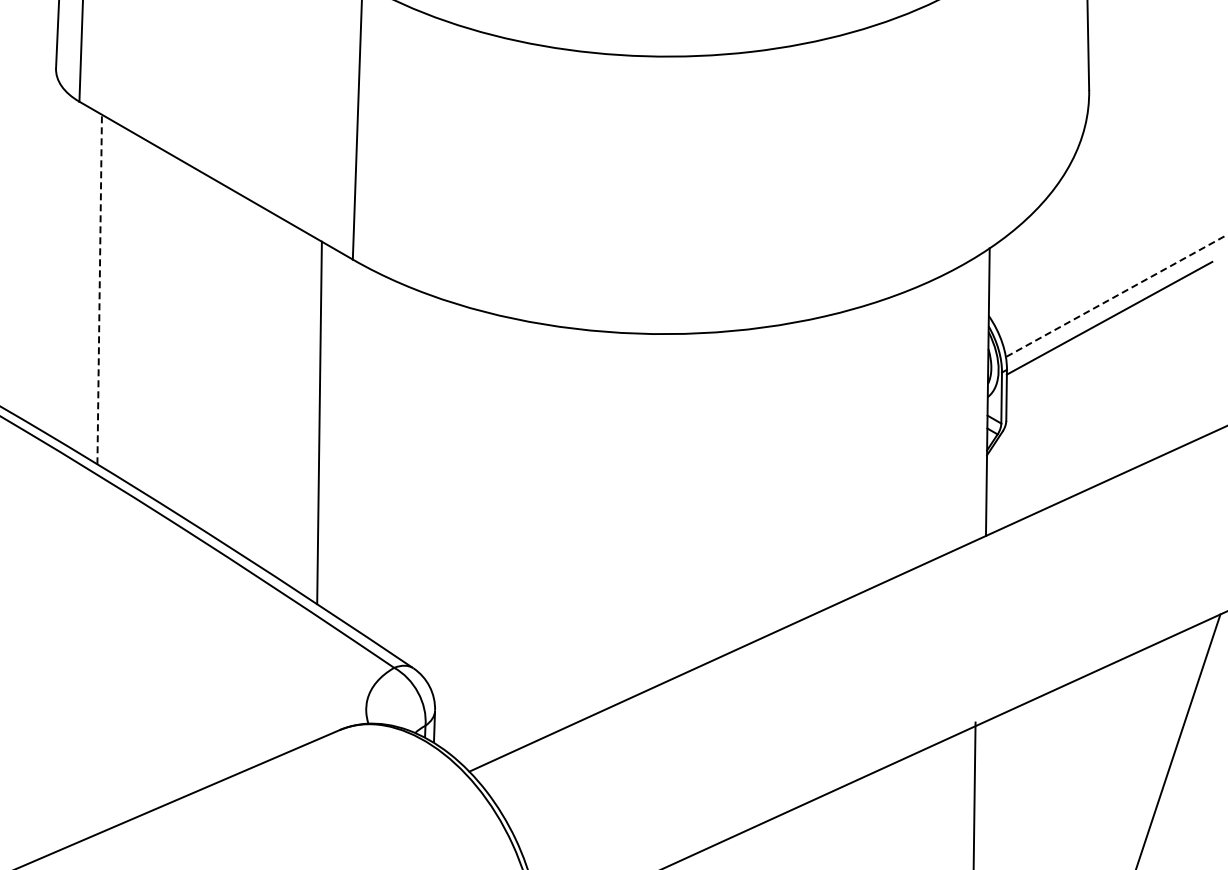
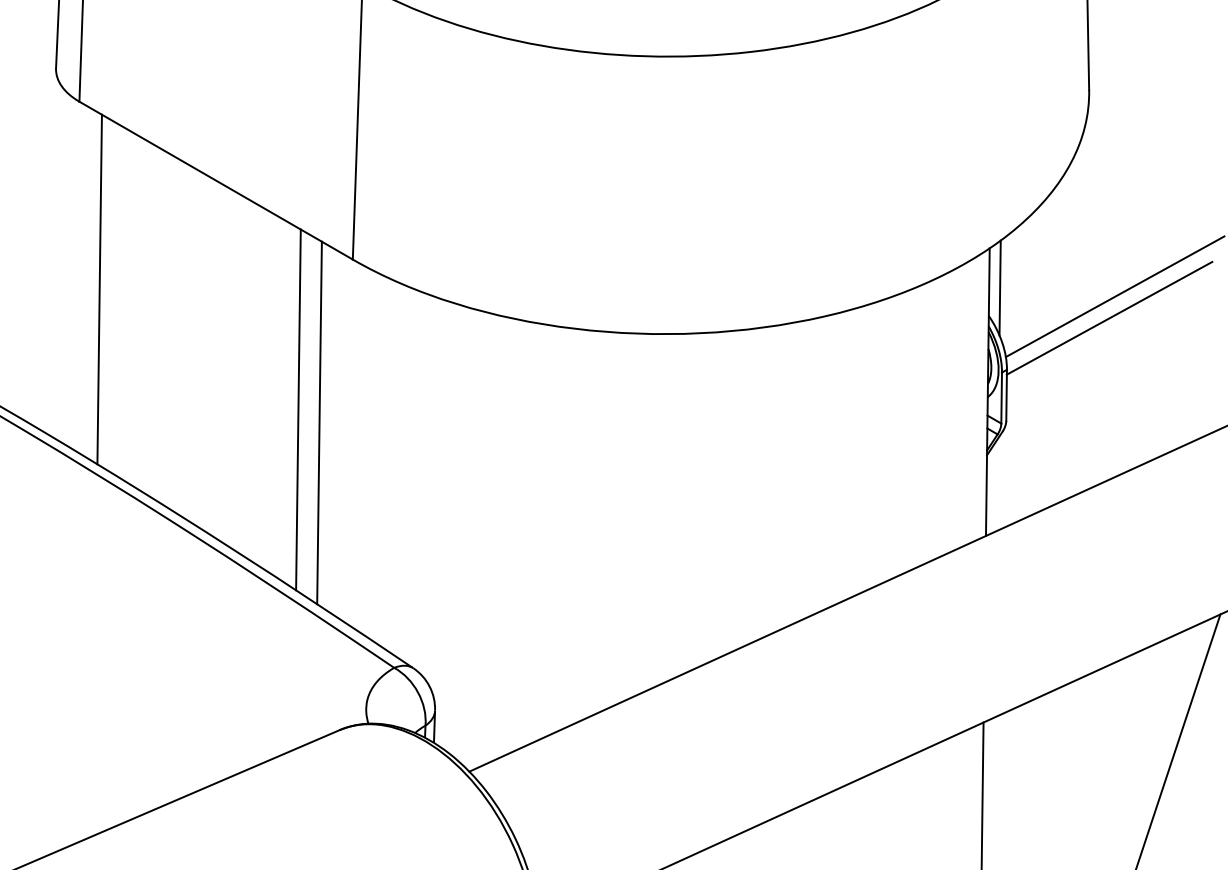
line: none -> present (999, 287)
line: dashed -> solid (99, 289)
line: dashed -> solid (1115, 296)
line: none -> present (298, 409)
line position: (974, 794) -> (982, 794) (982, 794)
